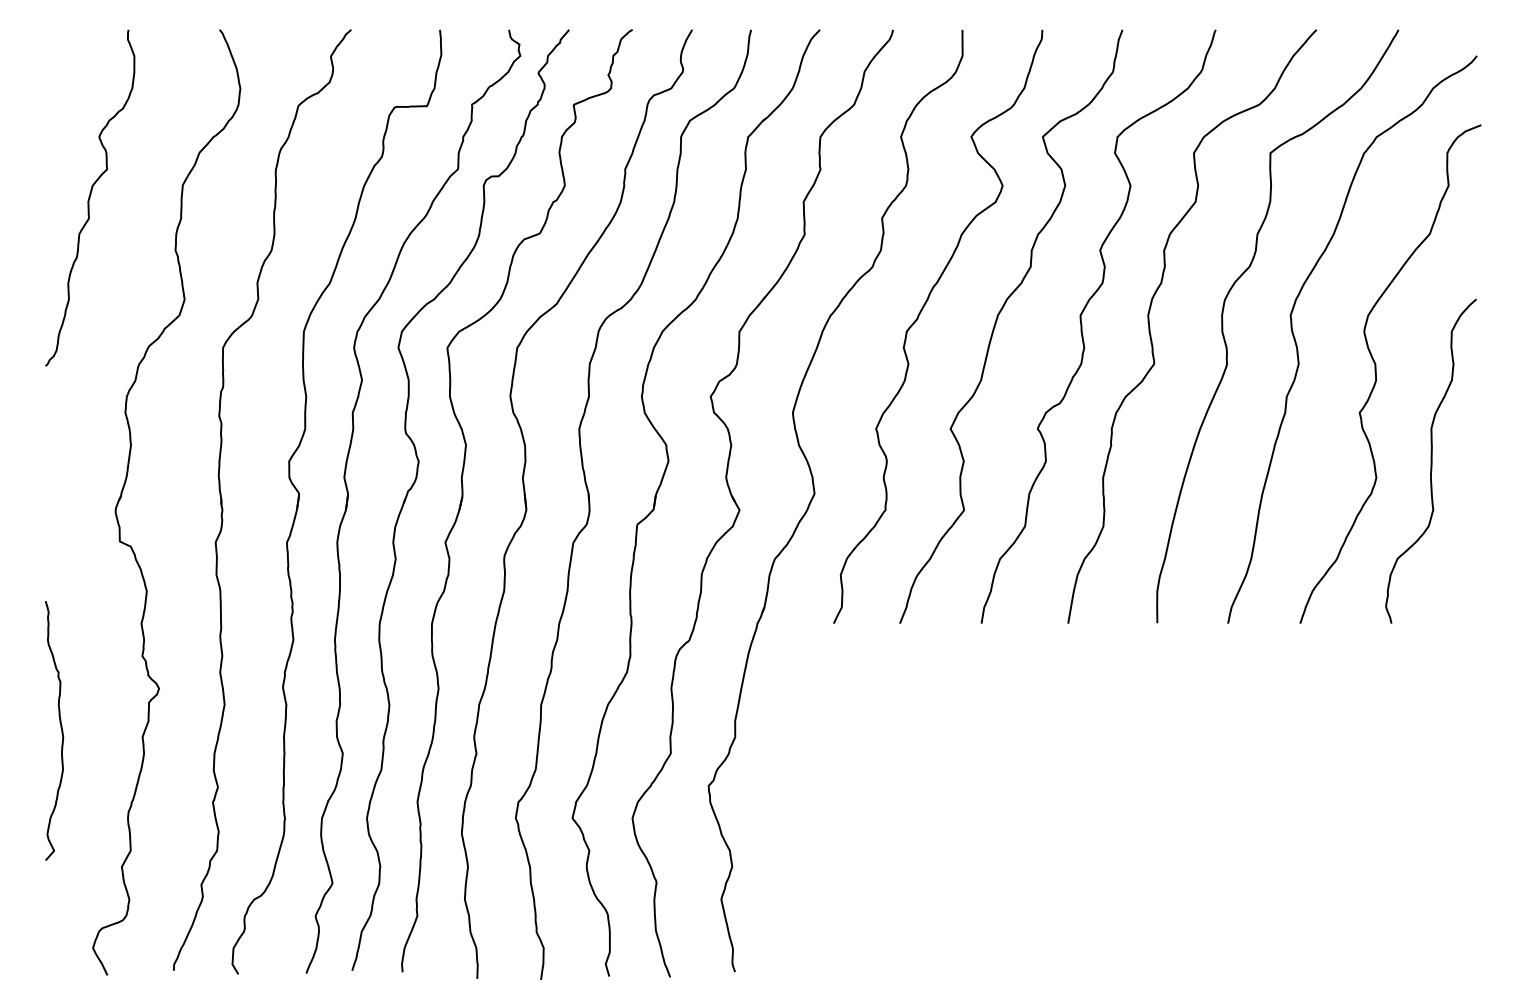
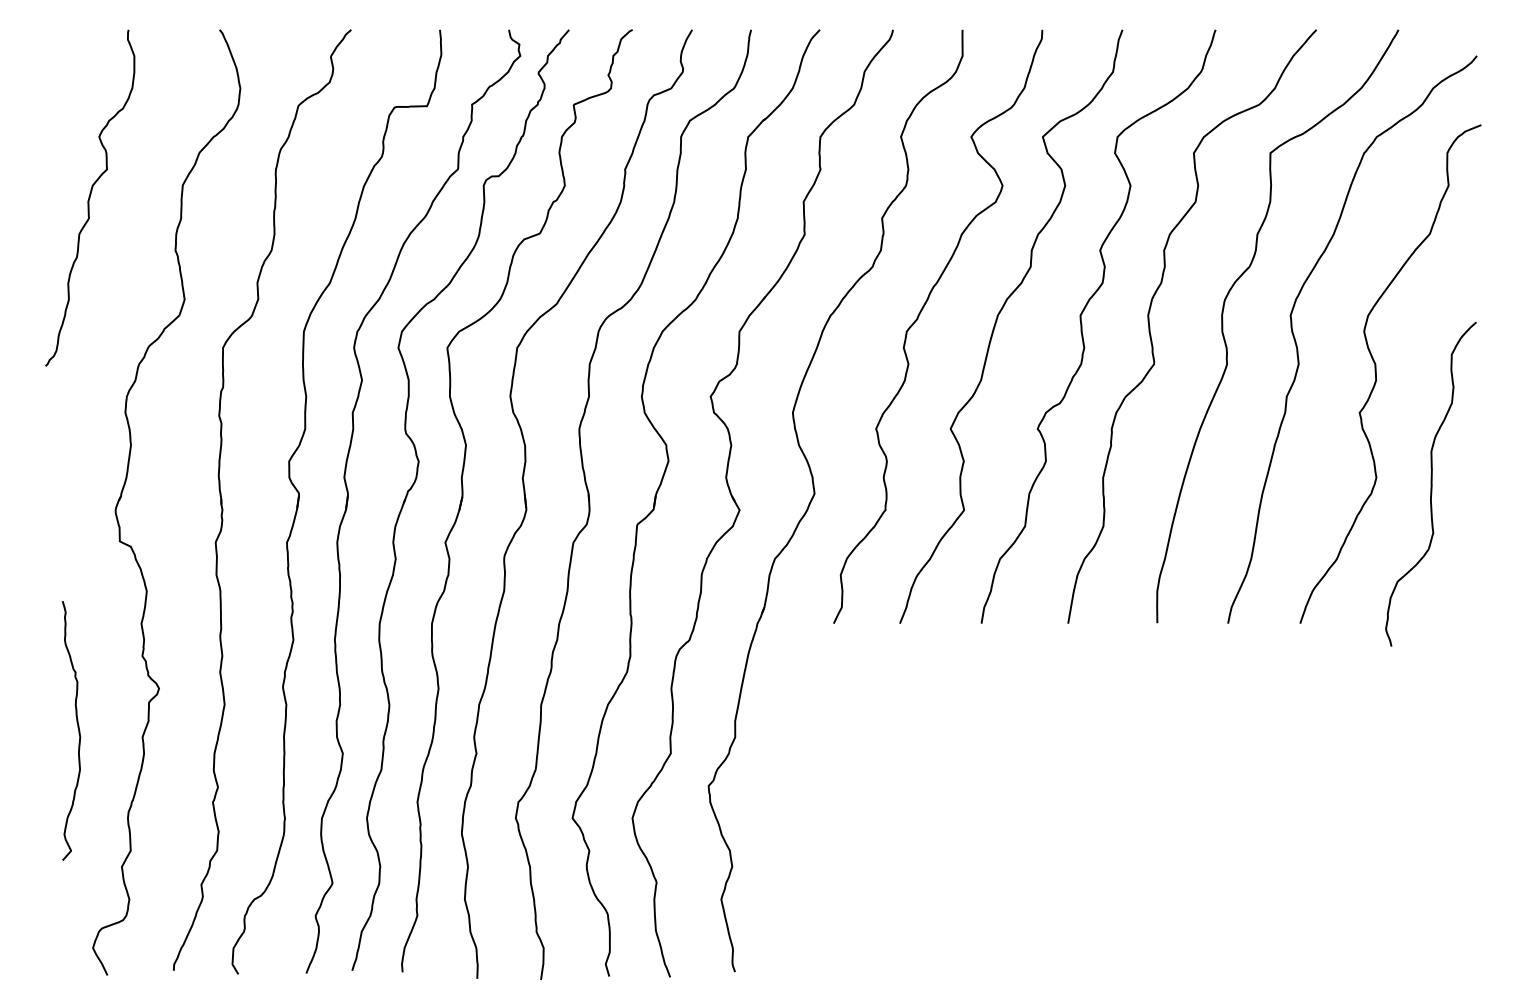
curve position: (1430, 460) -> (1430, 483) (1430, 483)
curve position: (60, 727) -> (77, 727) (77, 727)
